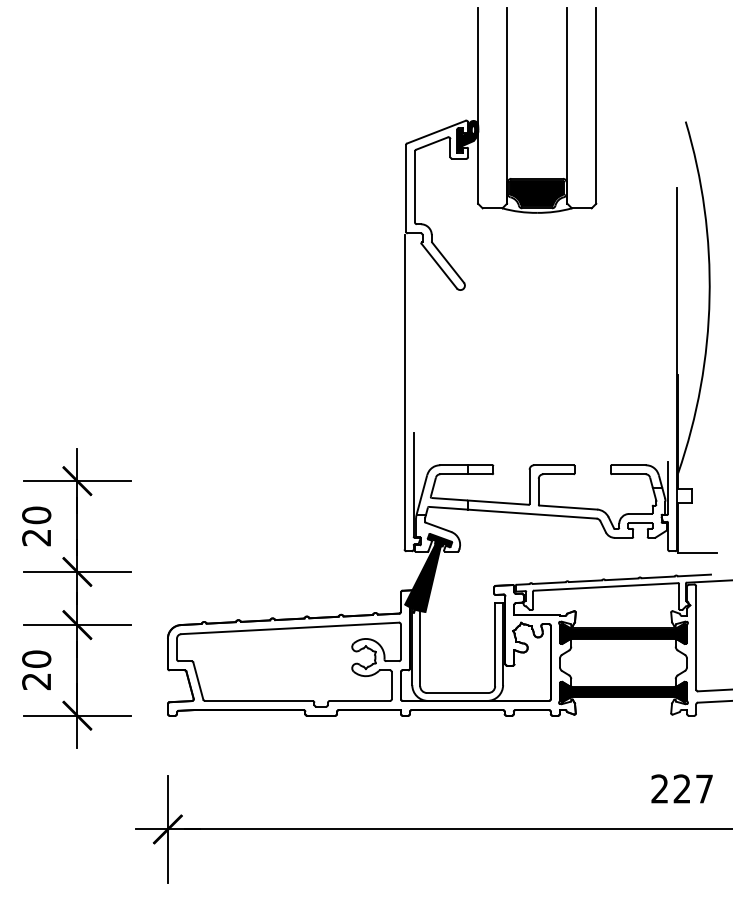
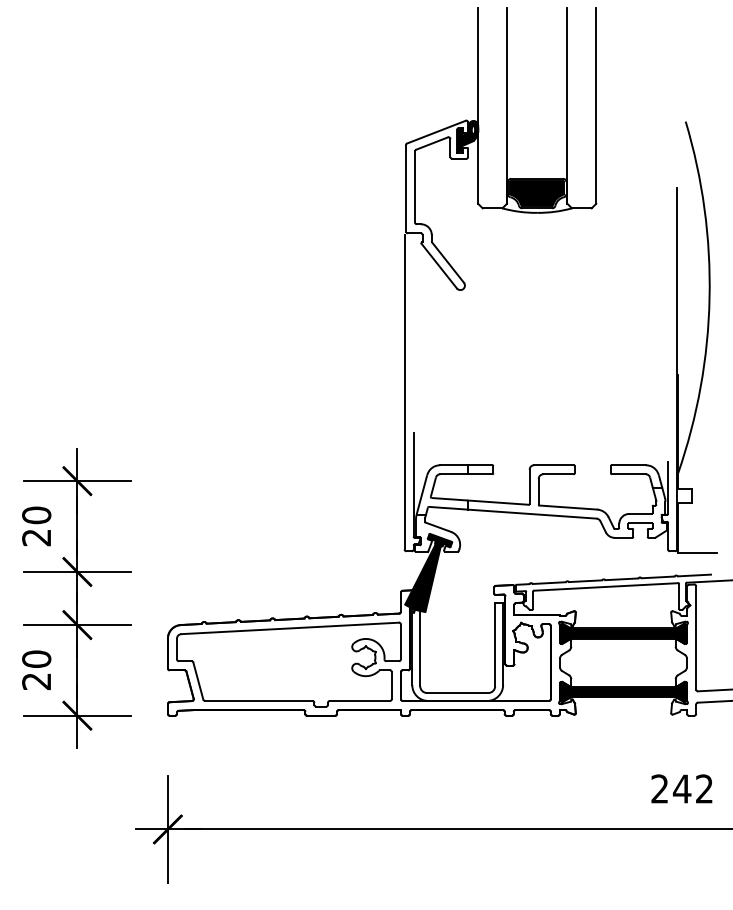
text: 227 -> 242 (692, 788)
